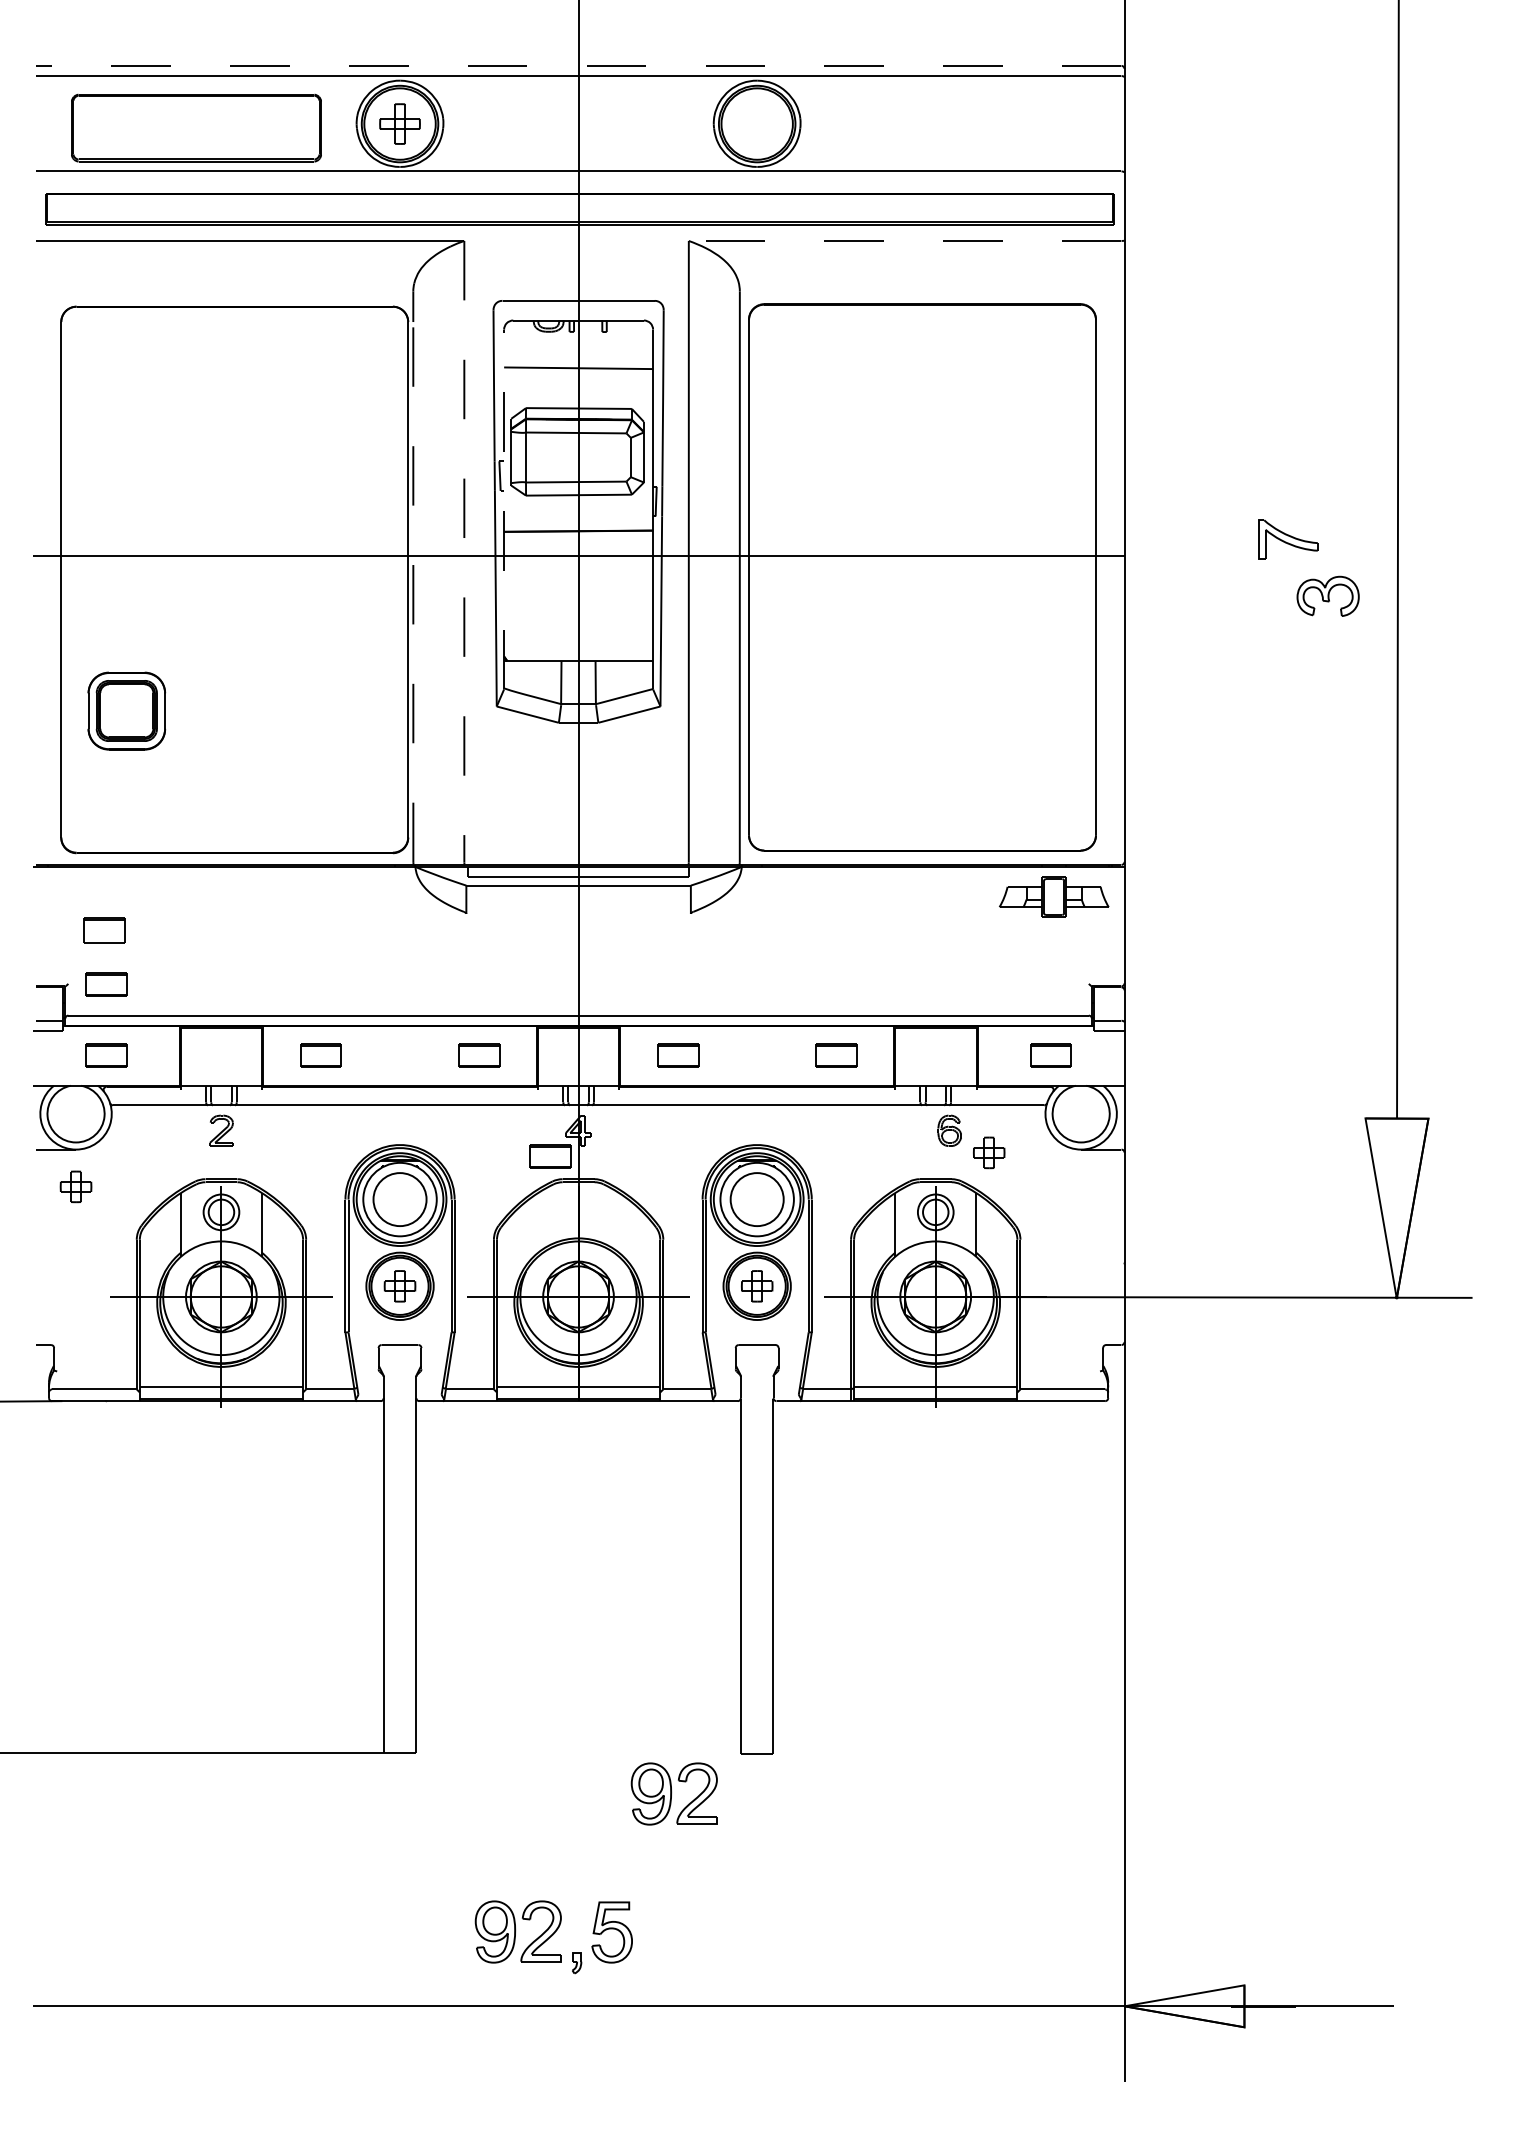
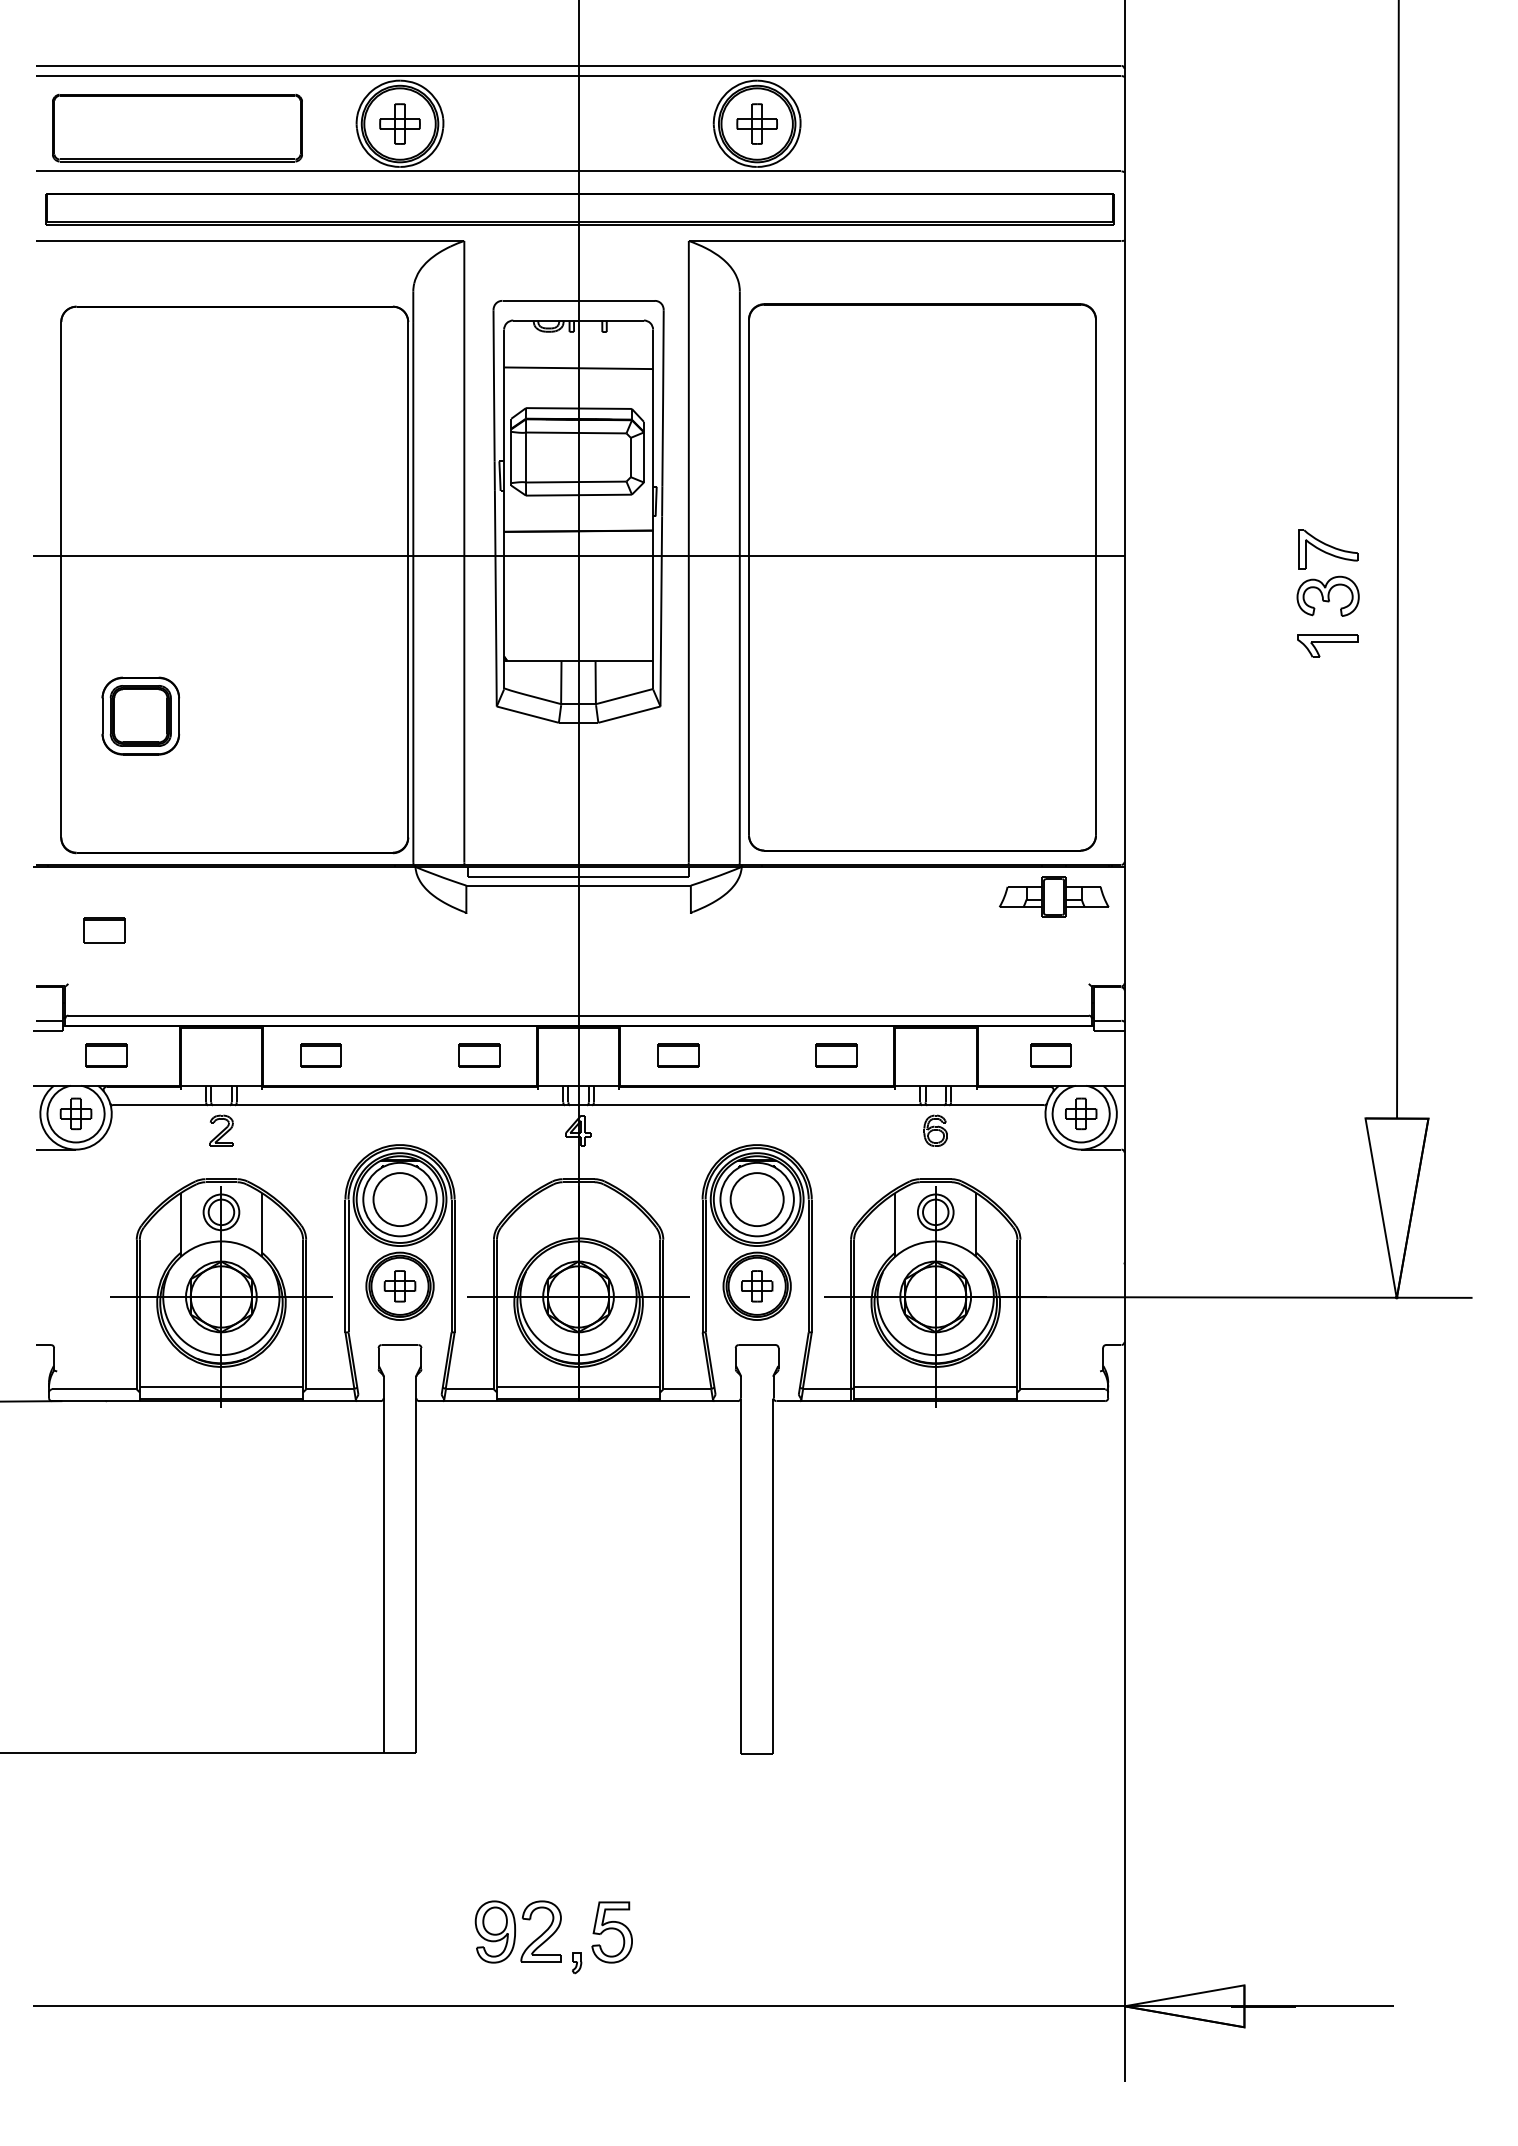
line: dashed -> solid (578, 65)
part: none -> present (756, 123)
part position: (196, 127) -> (177, 127) (177, 127)
line: dashed -> solid (904, 240)
line: dashed -> solid (504, 509)
part position: (1288, 539) -> (1328, 549) (1328, 549)
line: dashed -> solid (464, 551)
line: dashed -> solid (413, 591)
part: none -> present (1327, 645)
part position: (126, 710) -> (140, 715) (140, 715)
part: present -> none (106, 984)
part position: (949, 1130) -> (935, 1130) (935, 1130)
part position: (989, 1152) -> (1081, 1113) (1081, 1113)
part: present -> none (550, 1156)
part position: (75, 1186) -> (75, 1113) (75, 1113)
part: present -> none (673, 1793)
